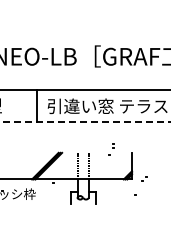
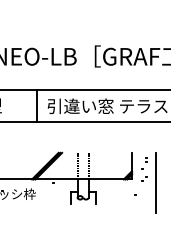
line: dashed -> solid (85, 121)
part position: (111, 149) -> (144, 163) (144, 163)
line: none -> present (155, 182)
